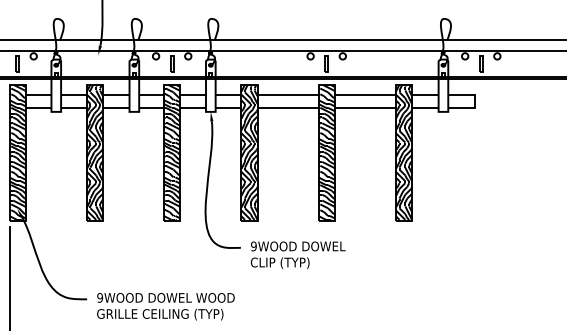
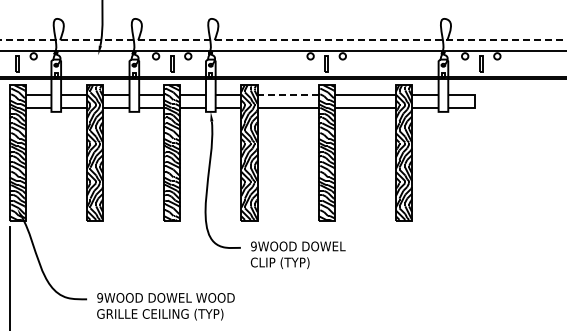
line: solid -> dashed (283, 40)
line: solid -> dashed (288, 95)
